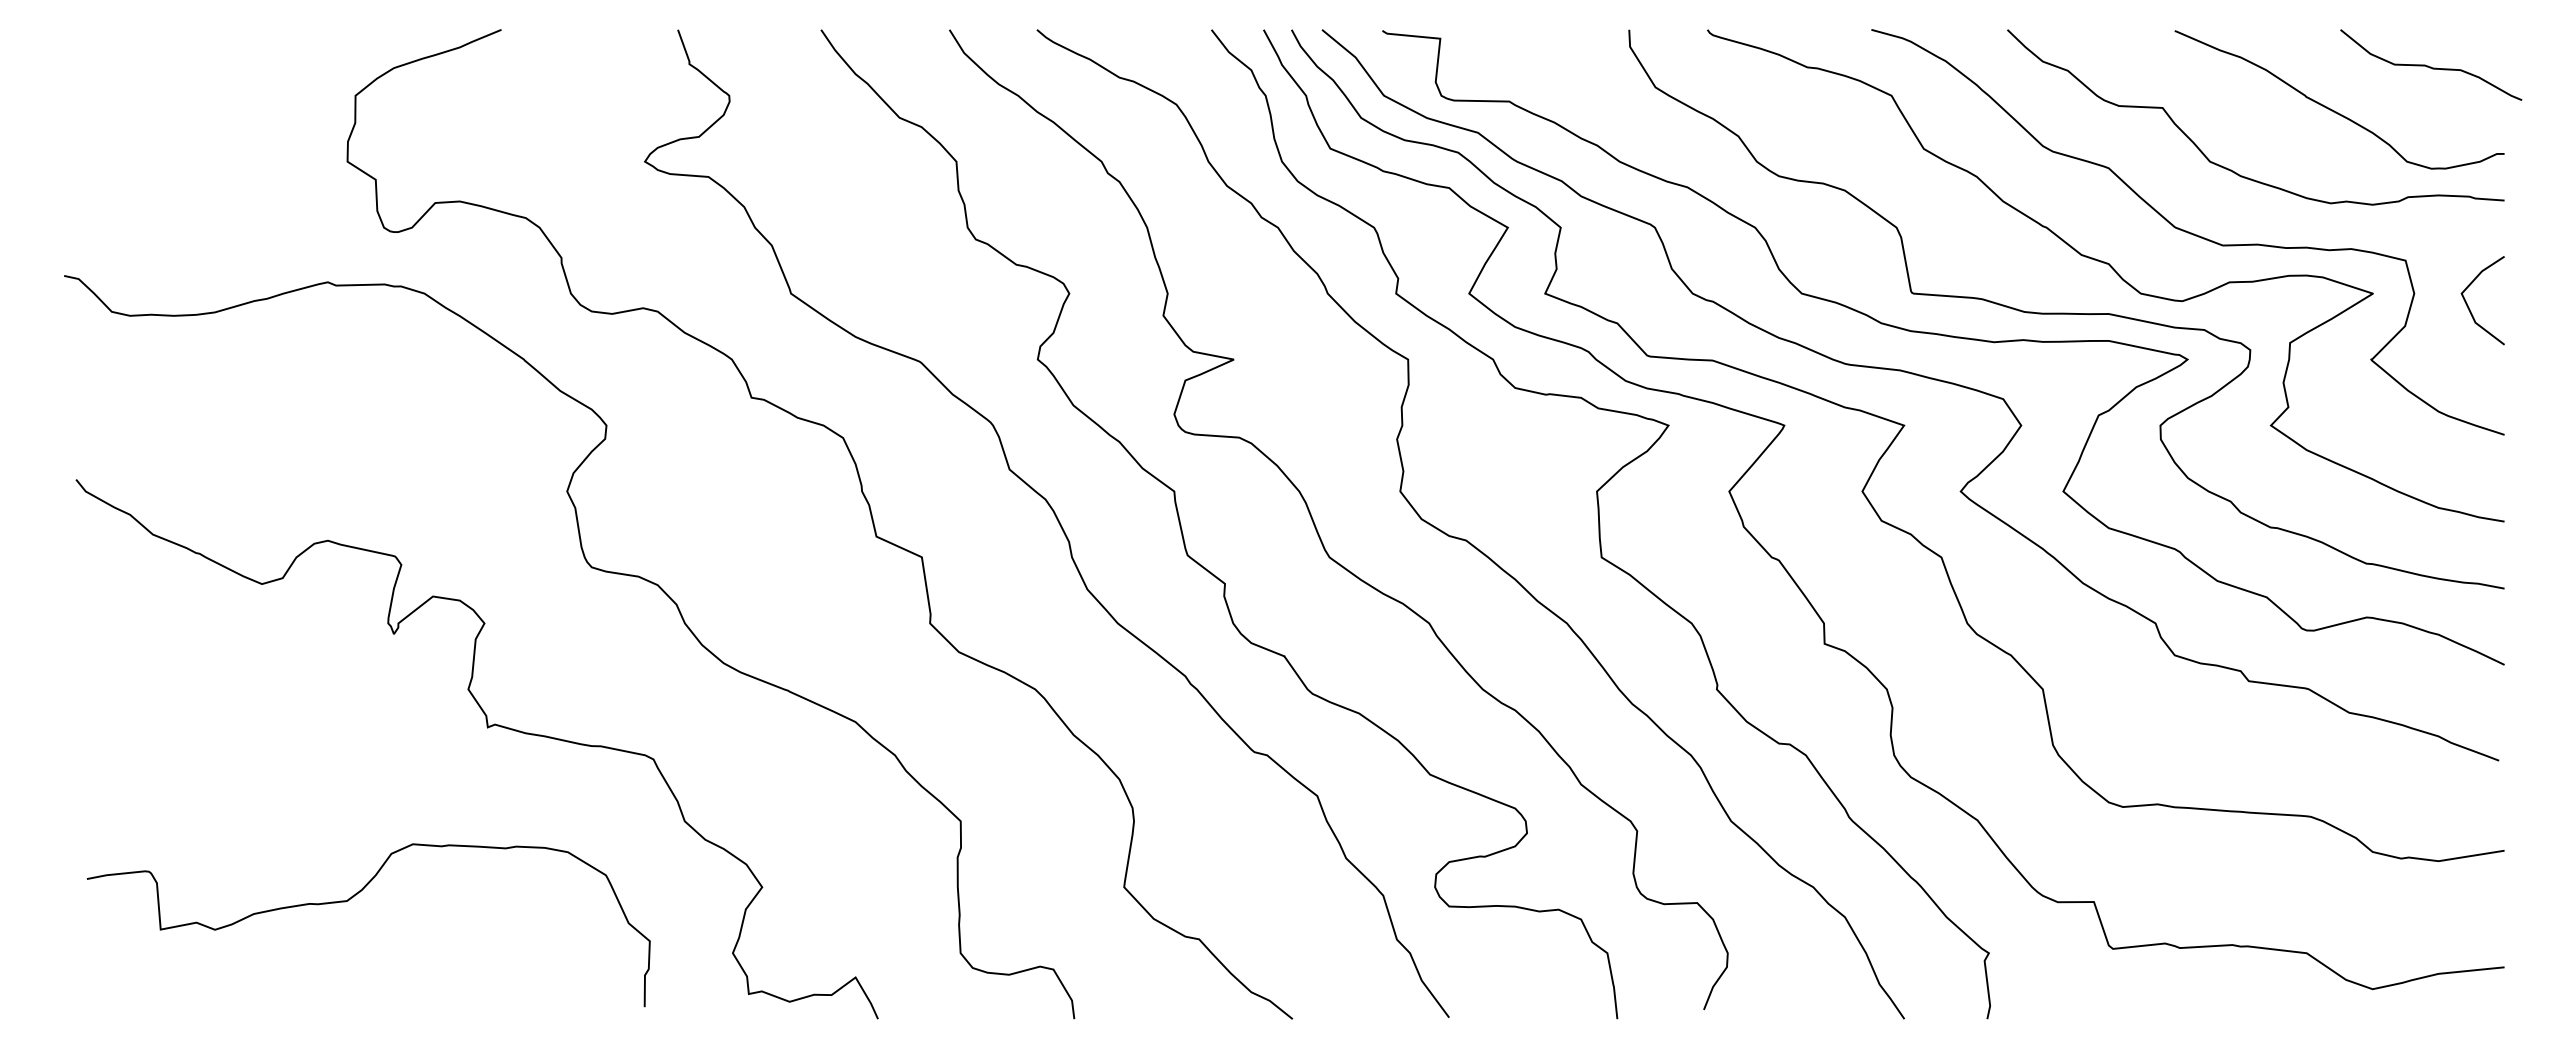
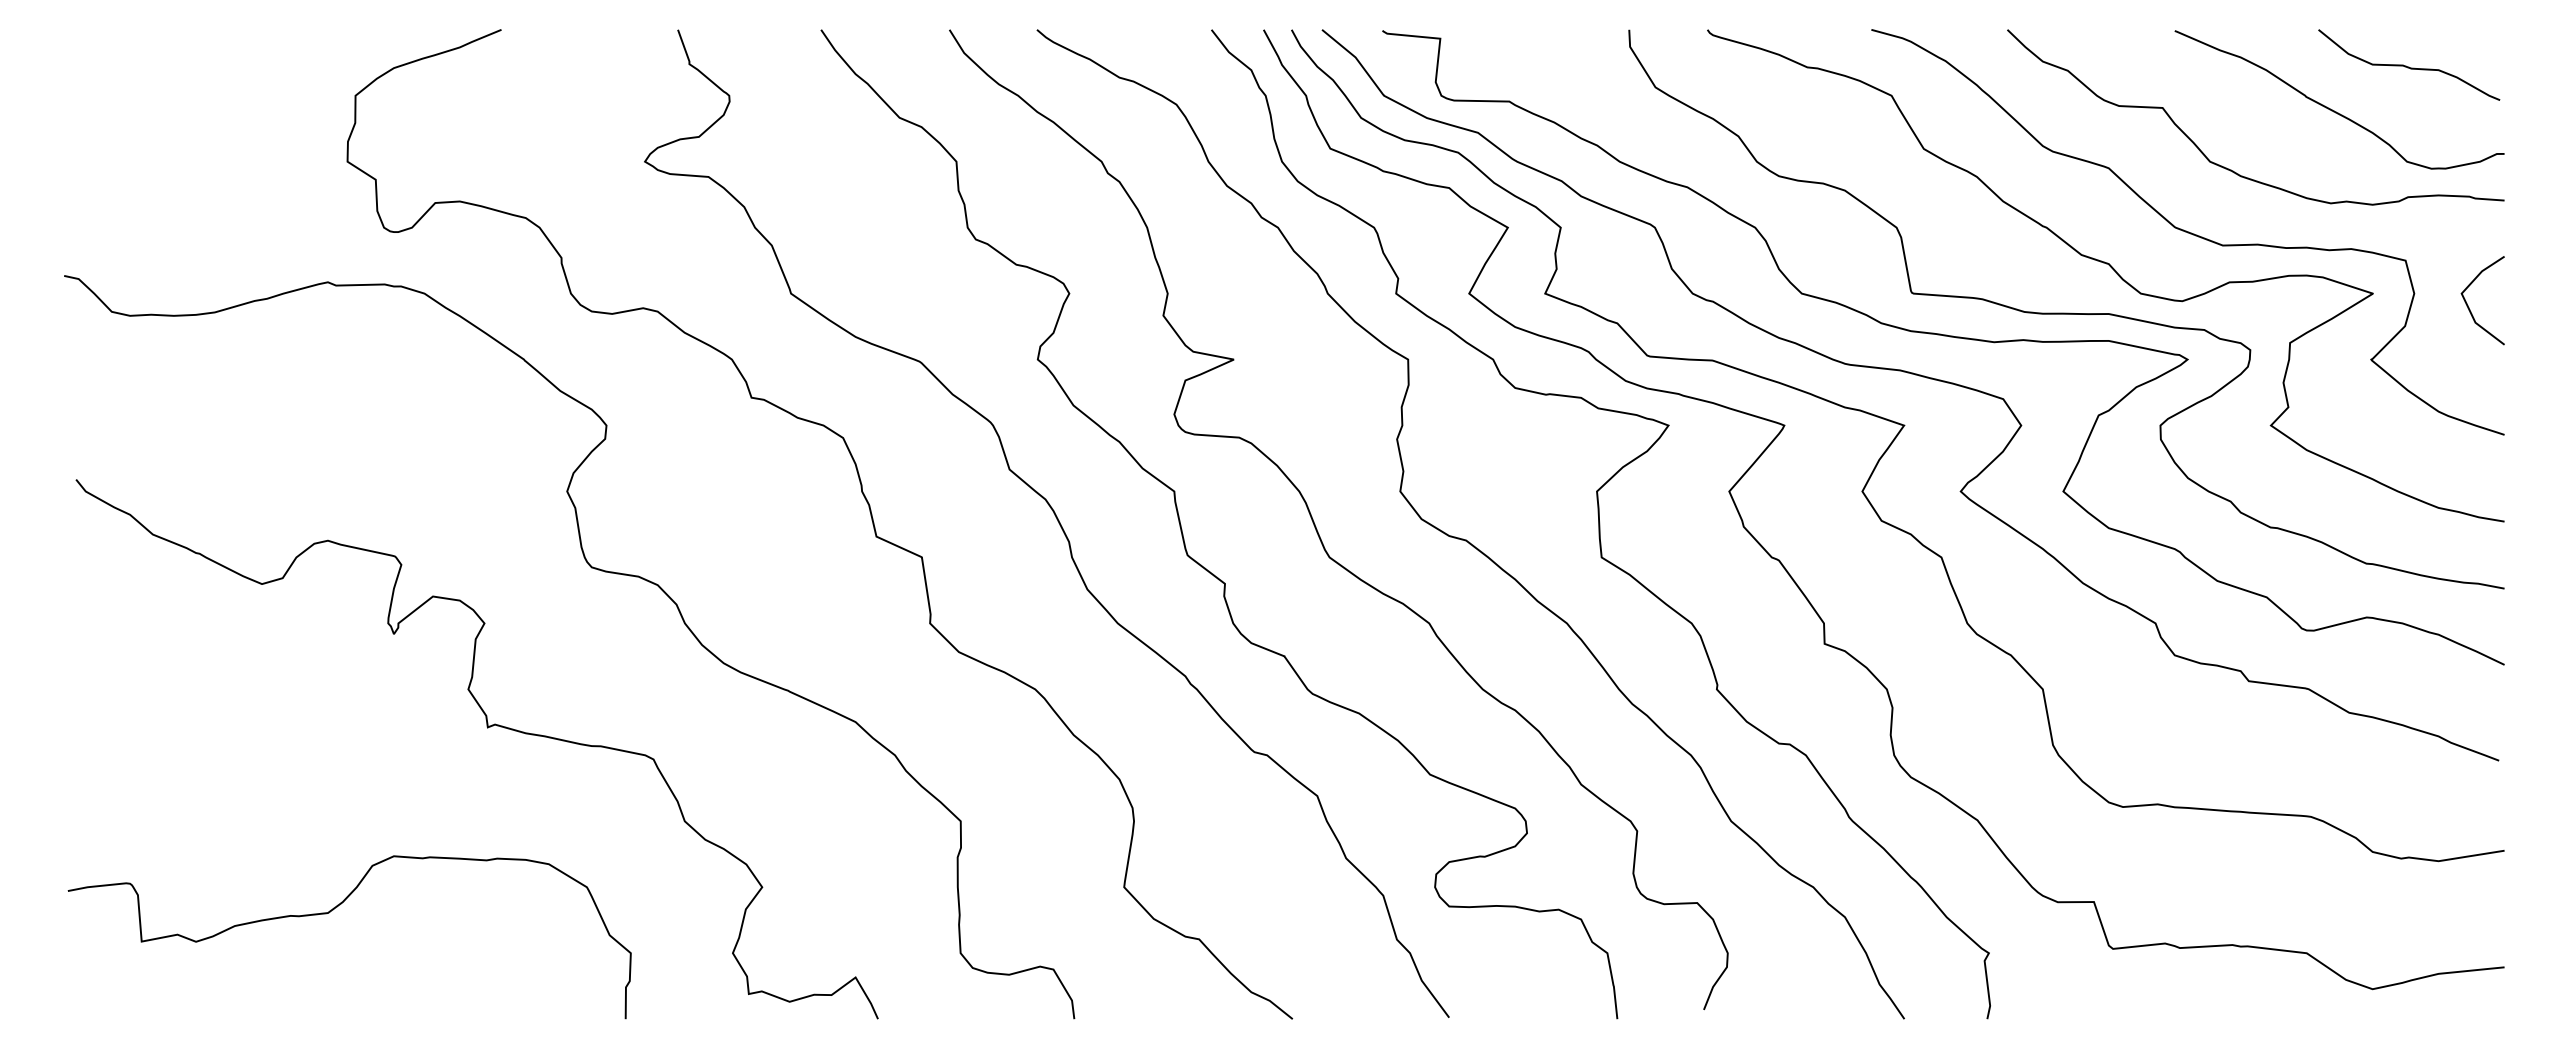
curve position: (2431, 66) -> (2409, 66) (2409, 66)
curve position: (348, 901) -> (329, 913) (329, 913)
